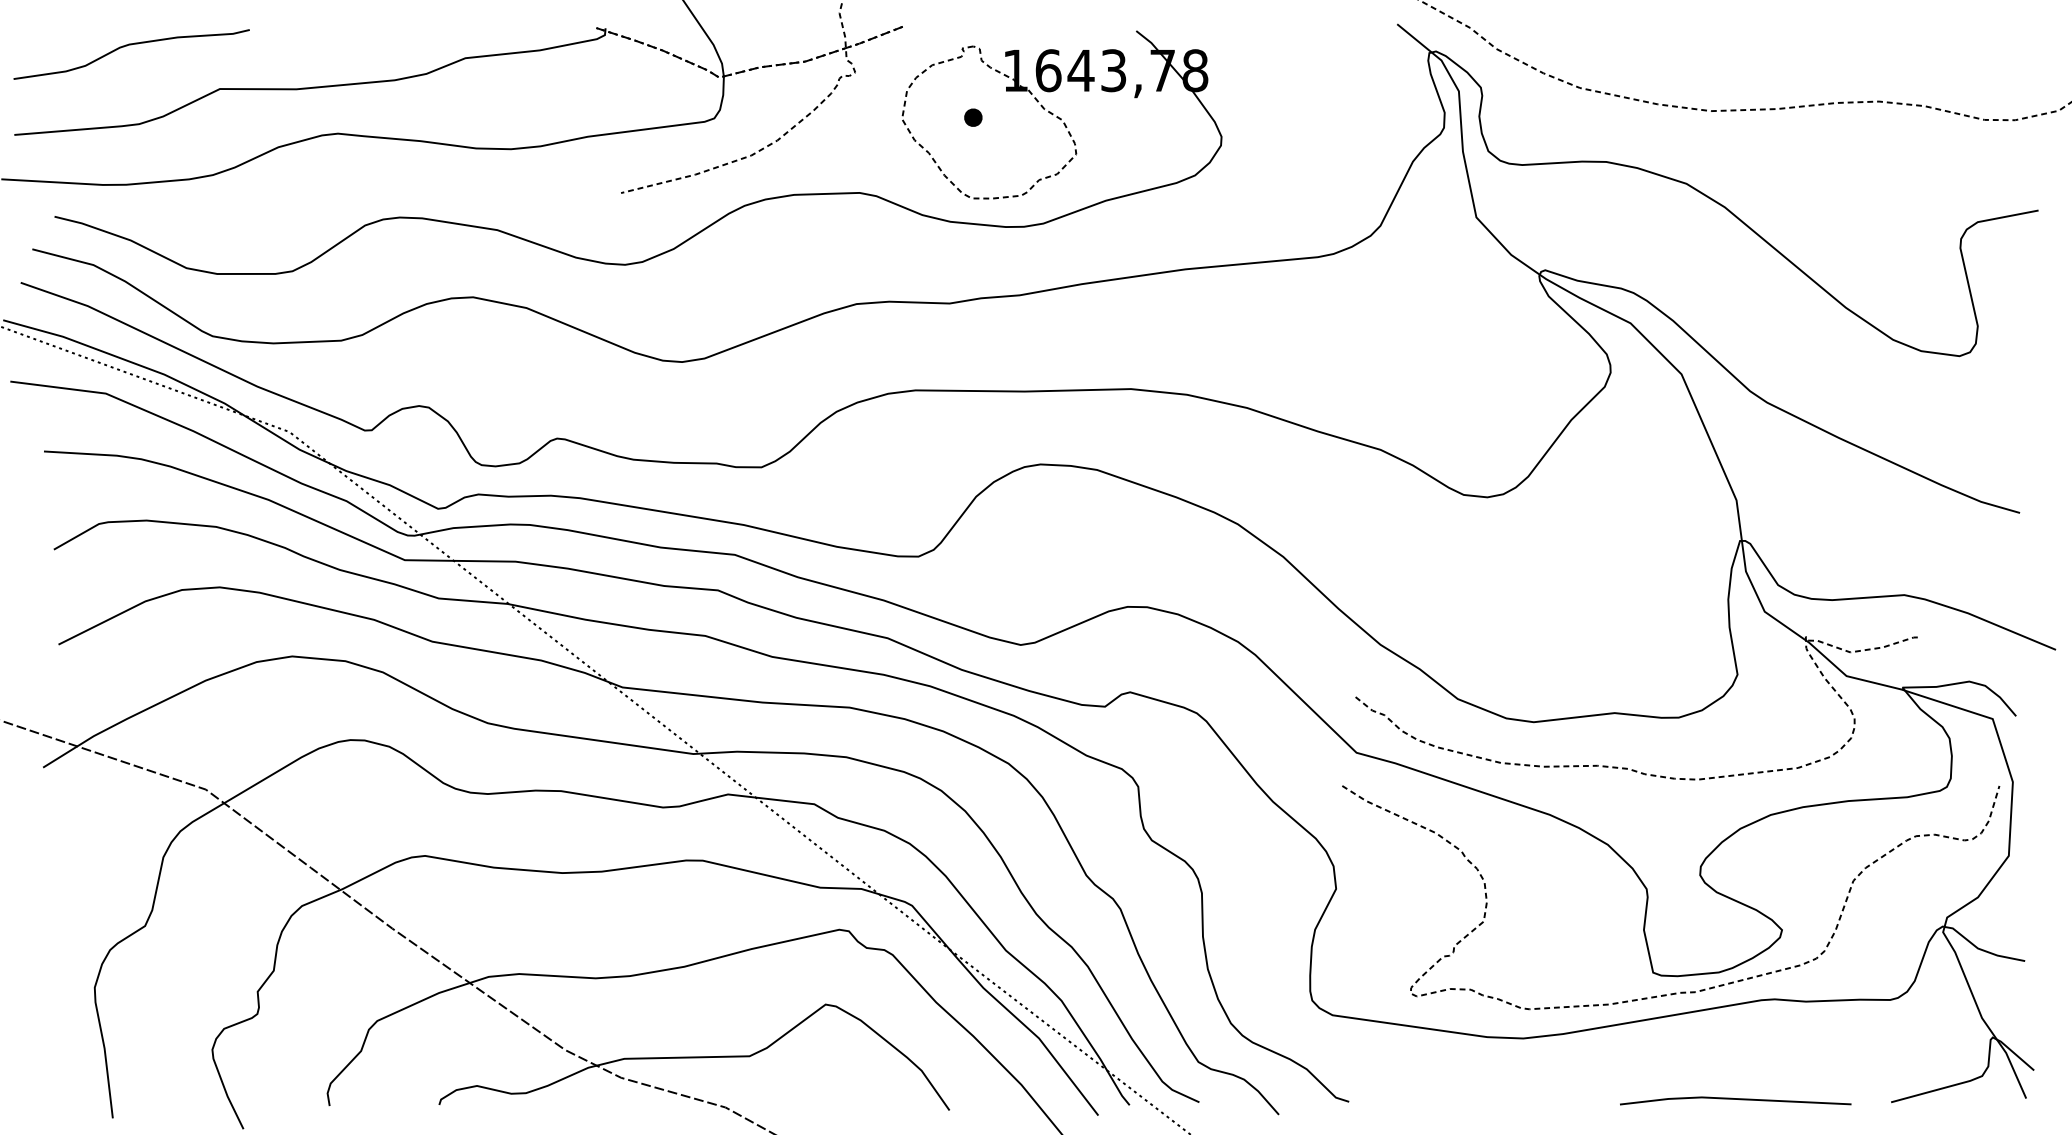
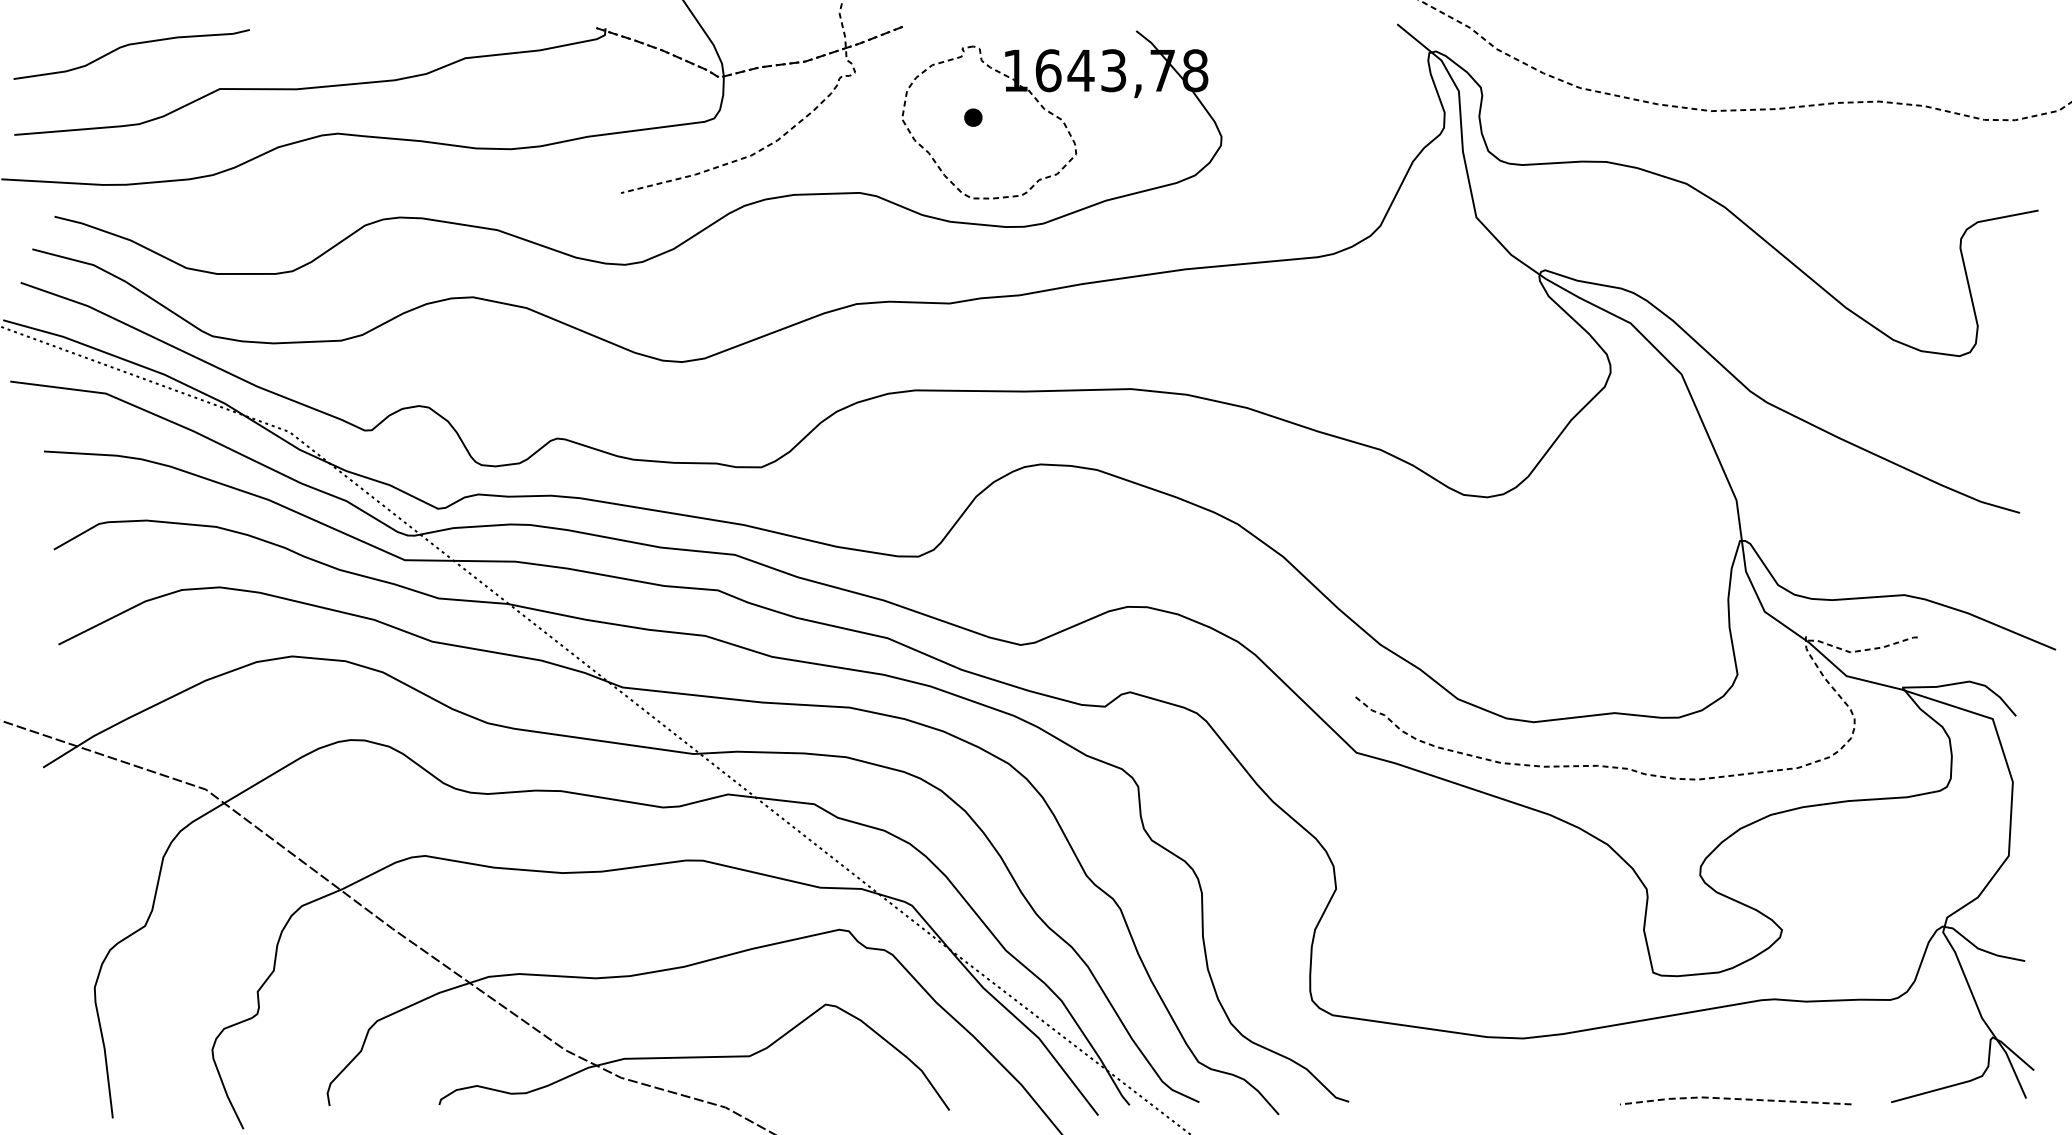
curve: present -> none (1681, 991)
line: solid -> dashed (1733, 1098)
